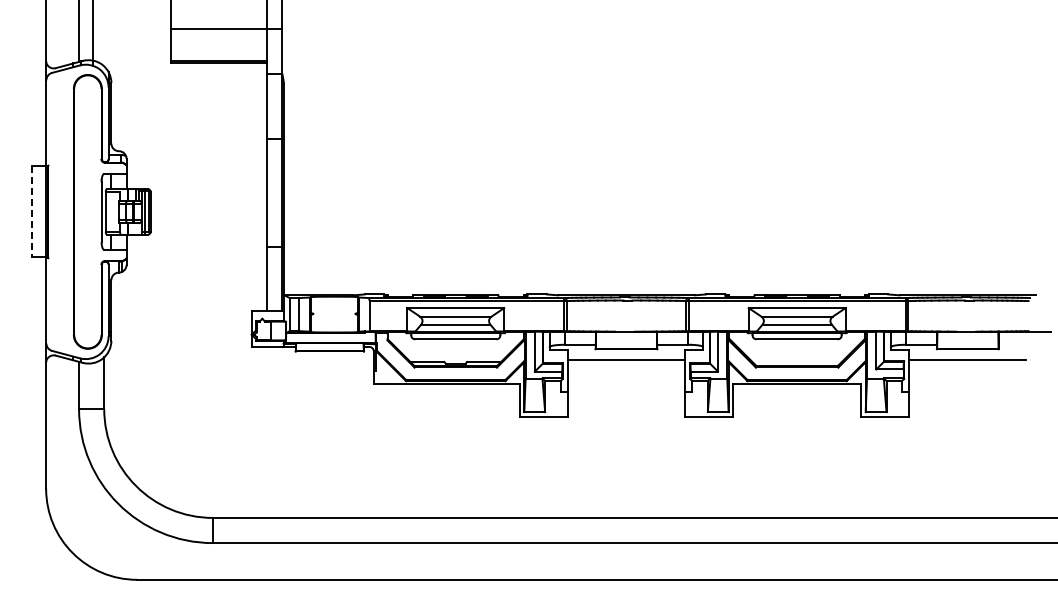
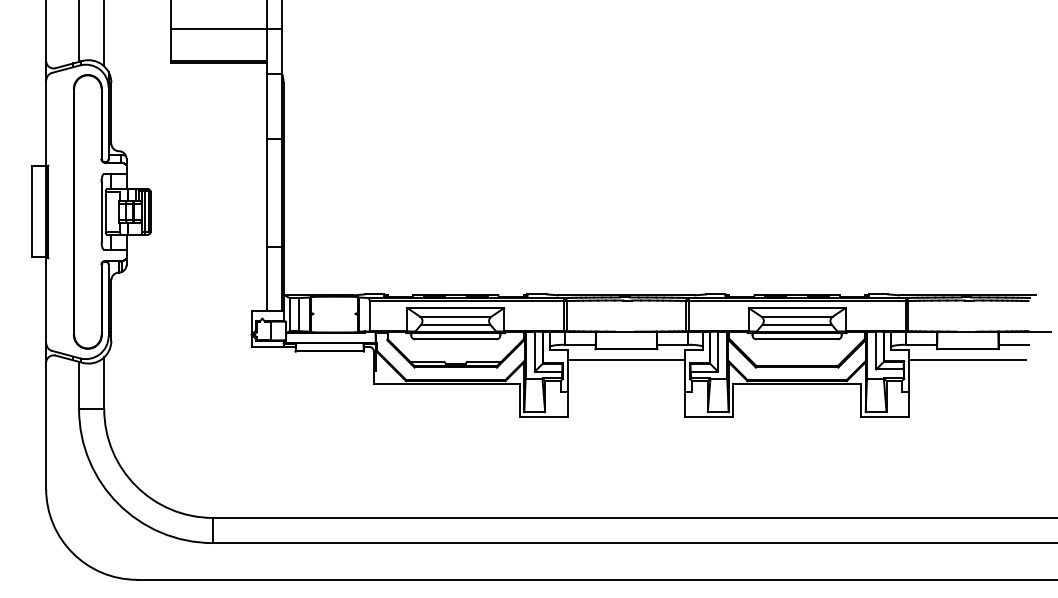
line position: (93, 34) -> (104, 34) (104, 34)
line: dashed -> solid (31, 211)
line: none -> present (1013, 344)
